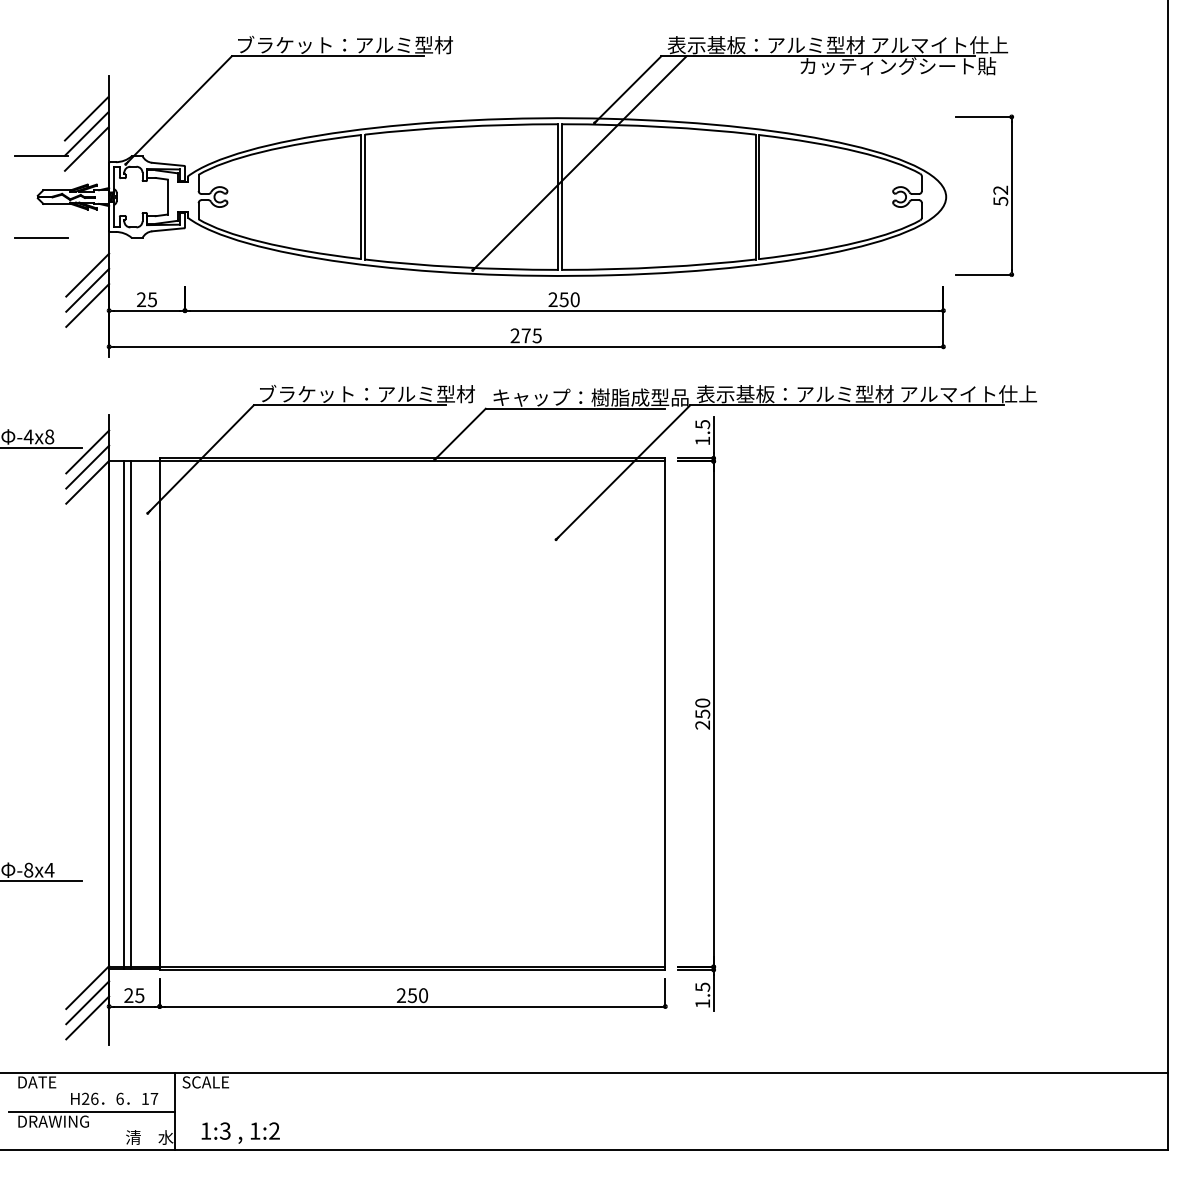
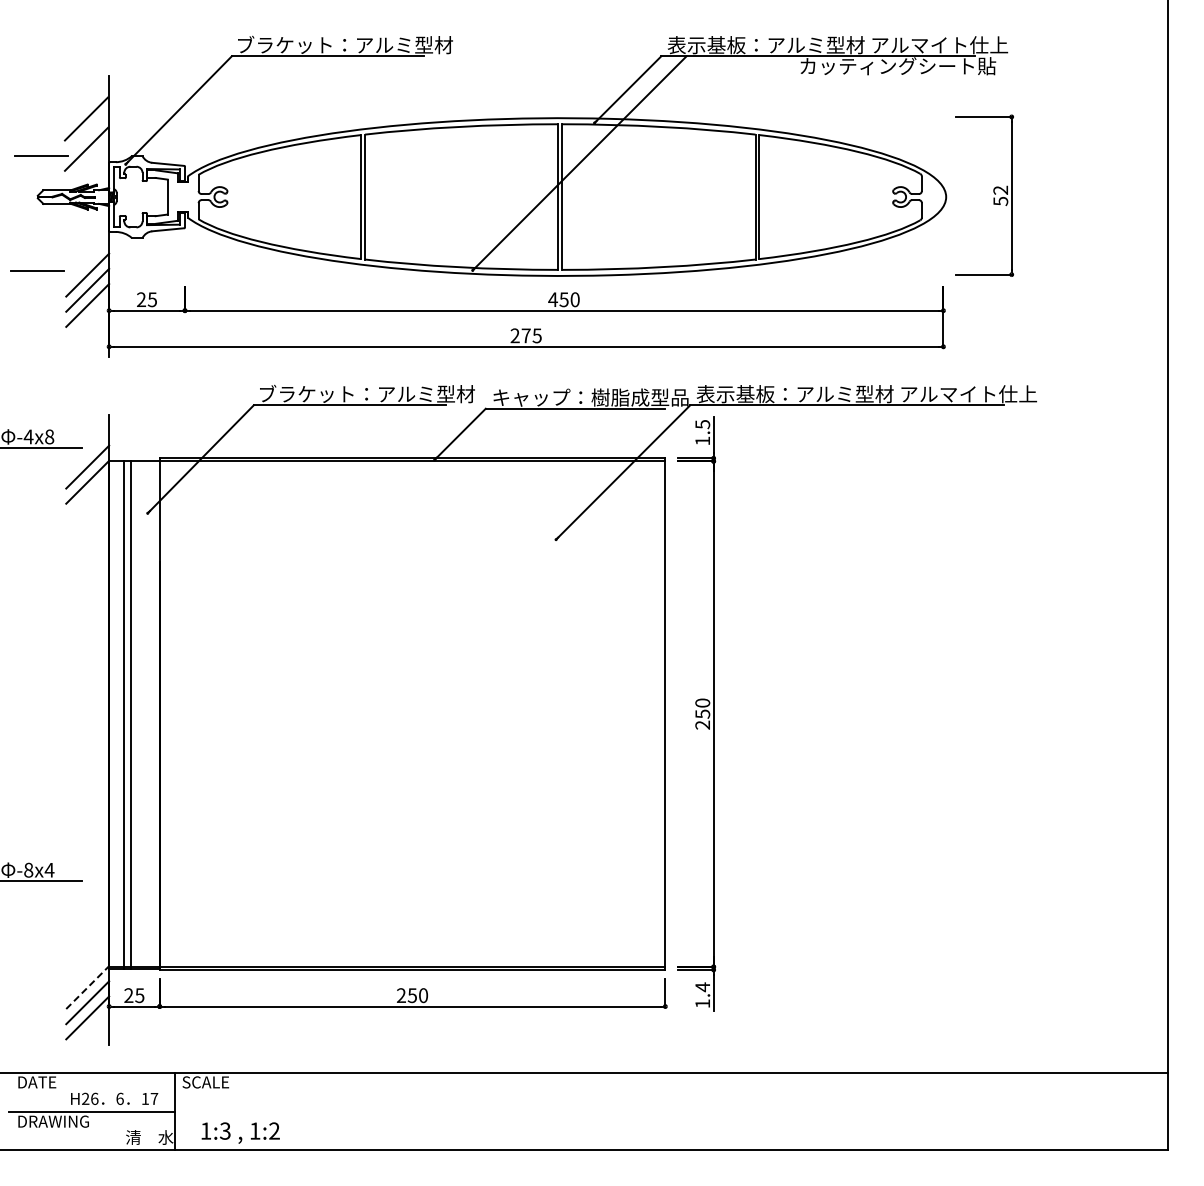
line: present -> none (85, 133)
line position: (41, 237) -> (37, 270) (37, 270)
text: 250 -> 450 (553, 299)
line: present -> none (87, 451)
line: solid -> dashed (88, 987)
text: 1.5 -> 1.4 (702, 987)
